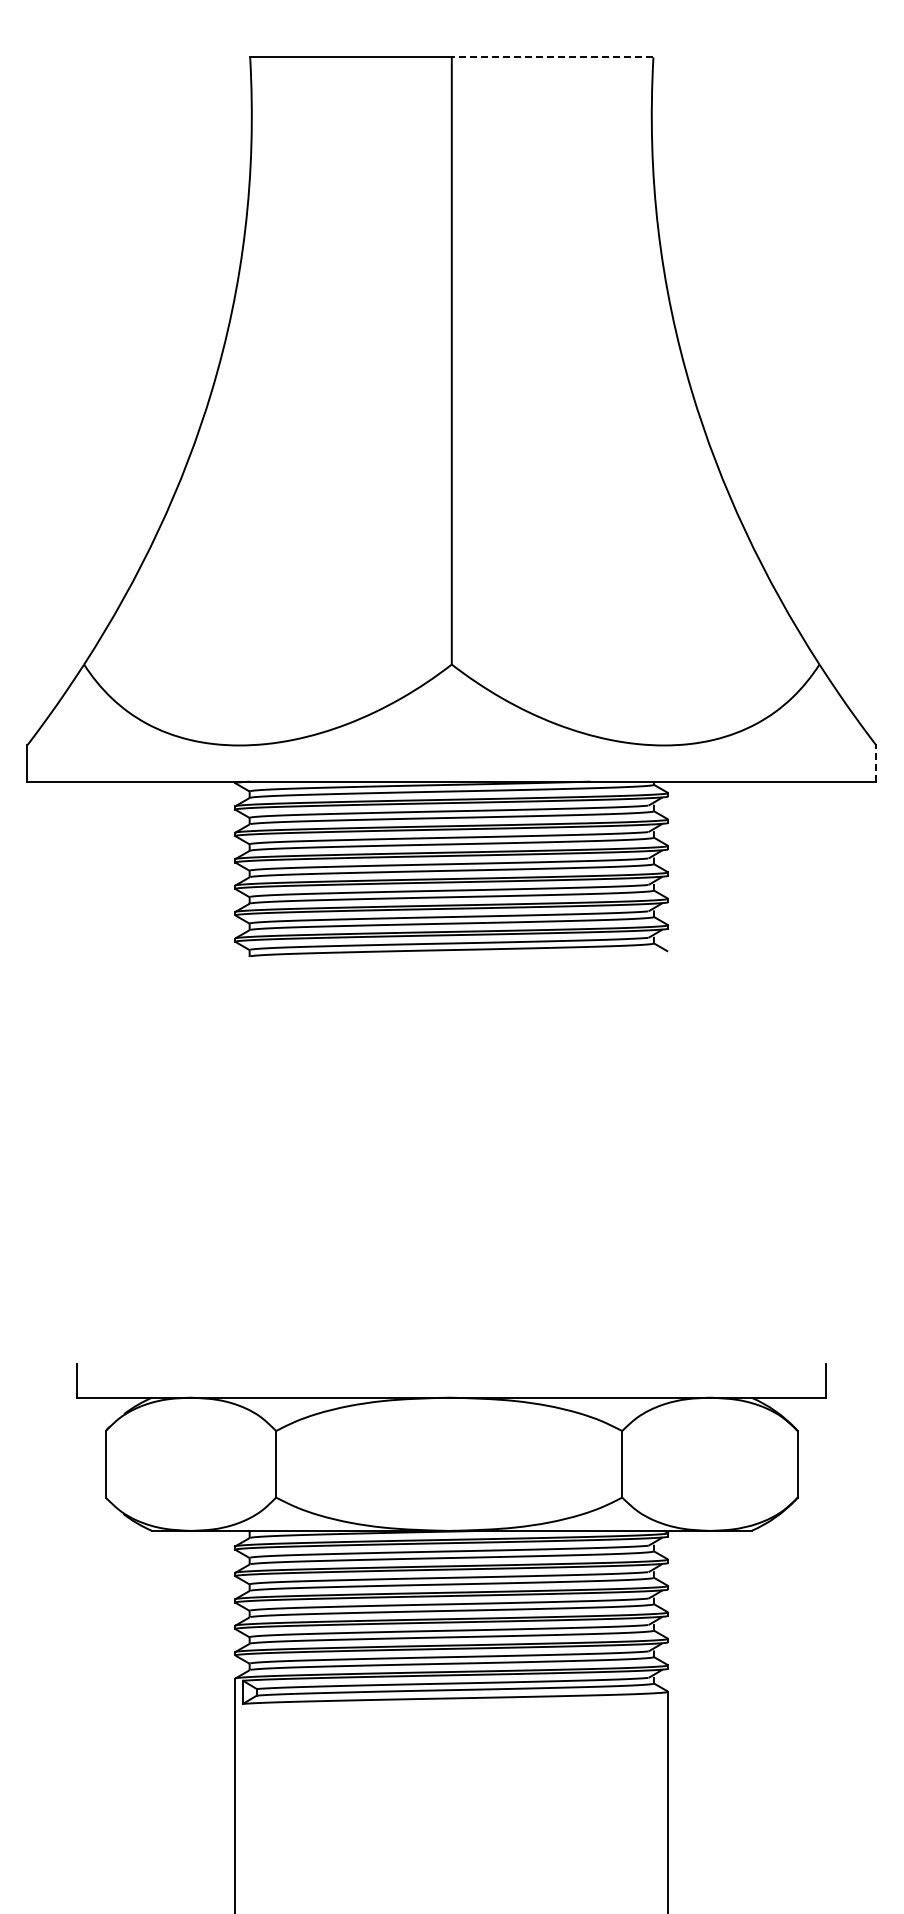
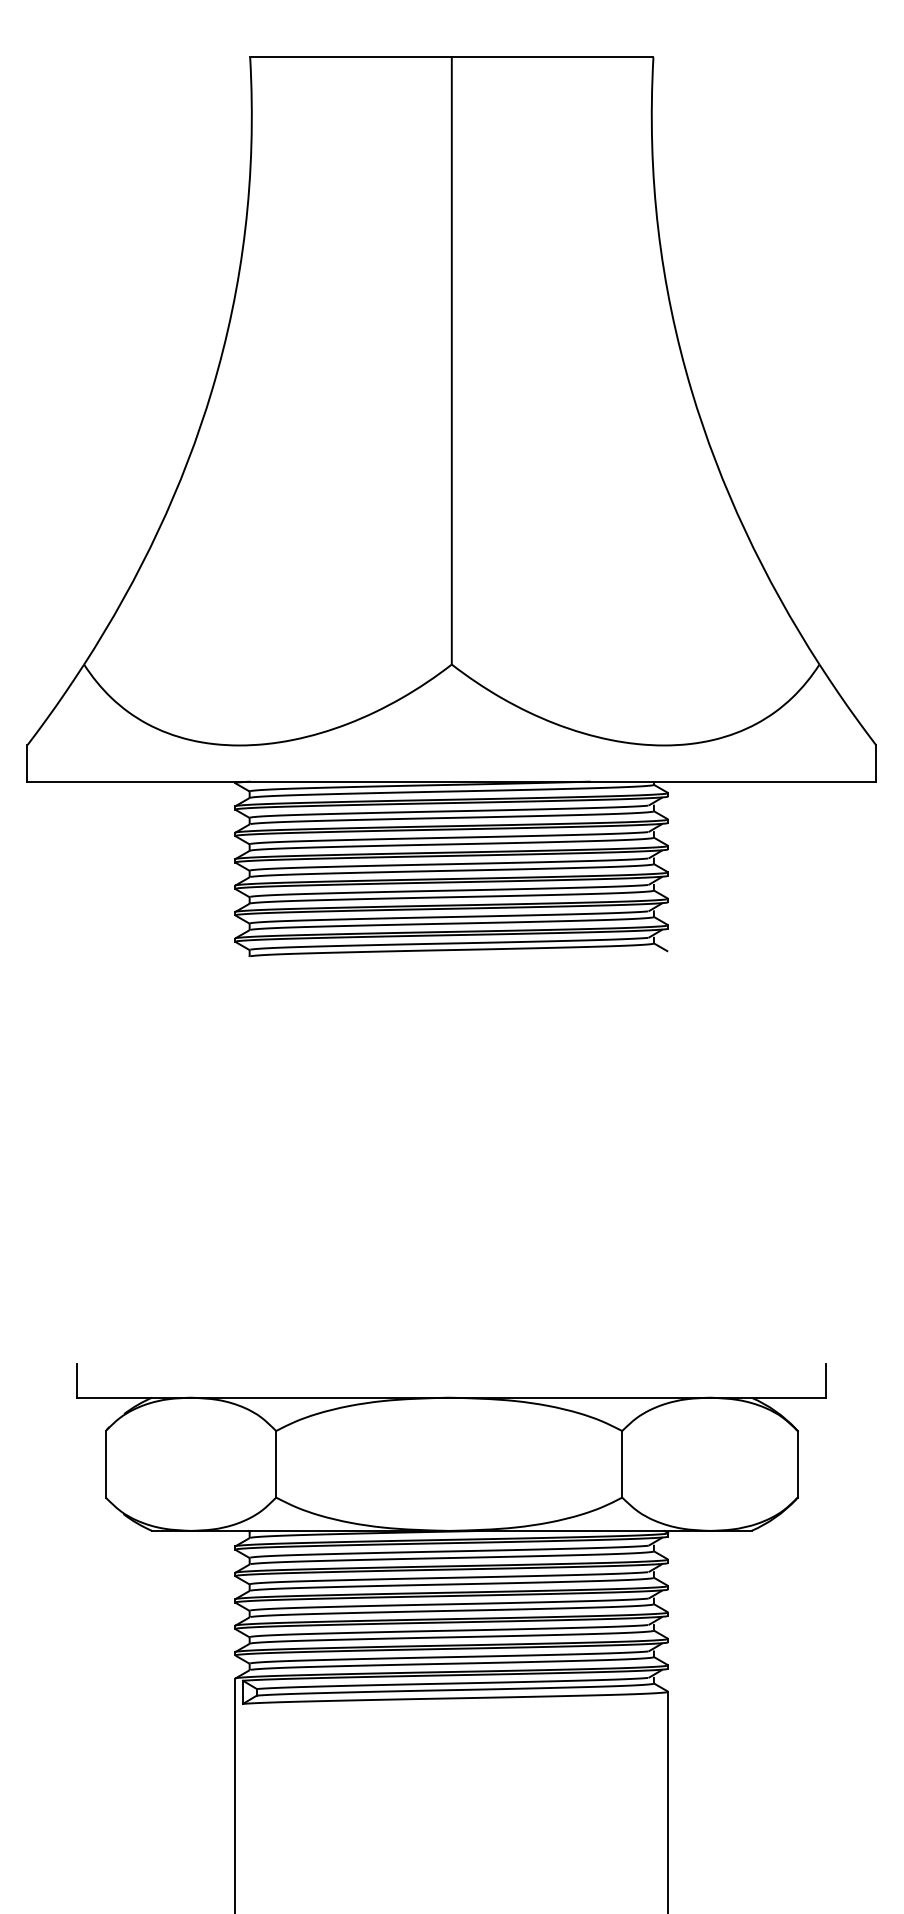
line: dashed -> solid (552, 57)
line: dashed -> solid (876, 762)
